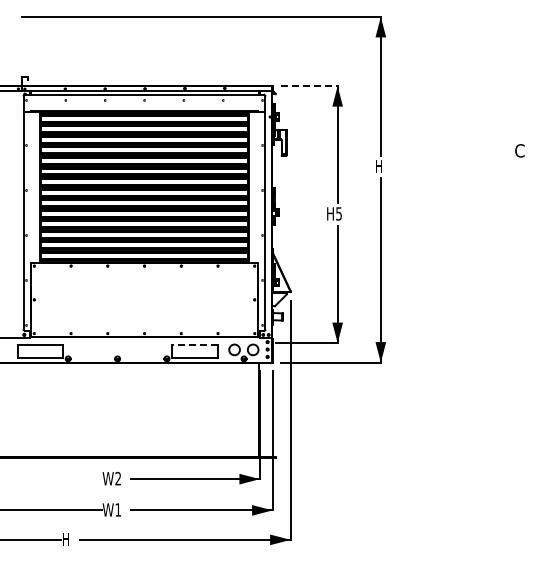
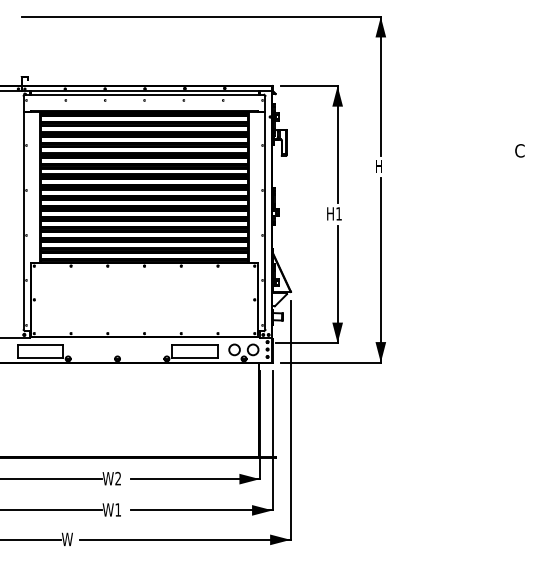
line: dashed -> solid (309, 86)
text: H5 -> H1 (338, 213)
line: dashed -> solid (194, 344)
line: none -> present (52, 479)
text: H -> W (66, 539)
